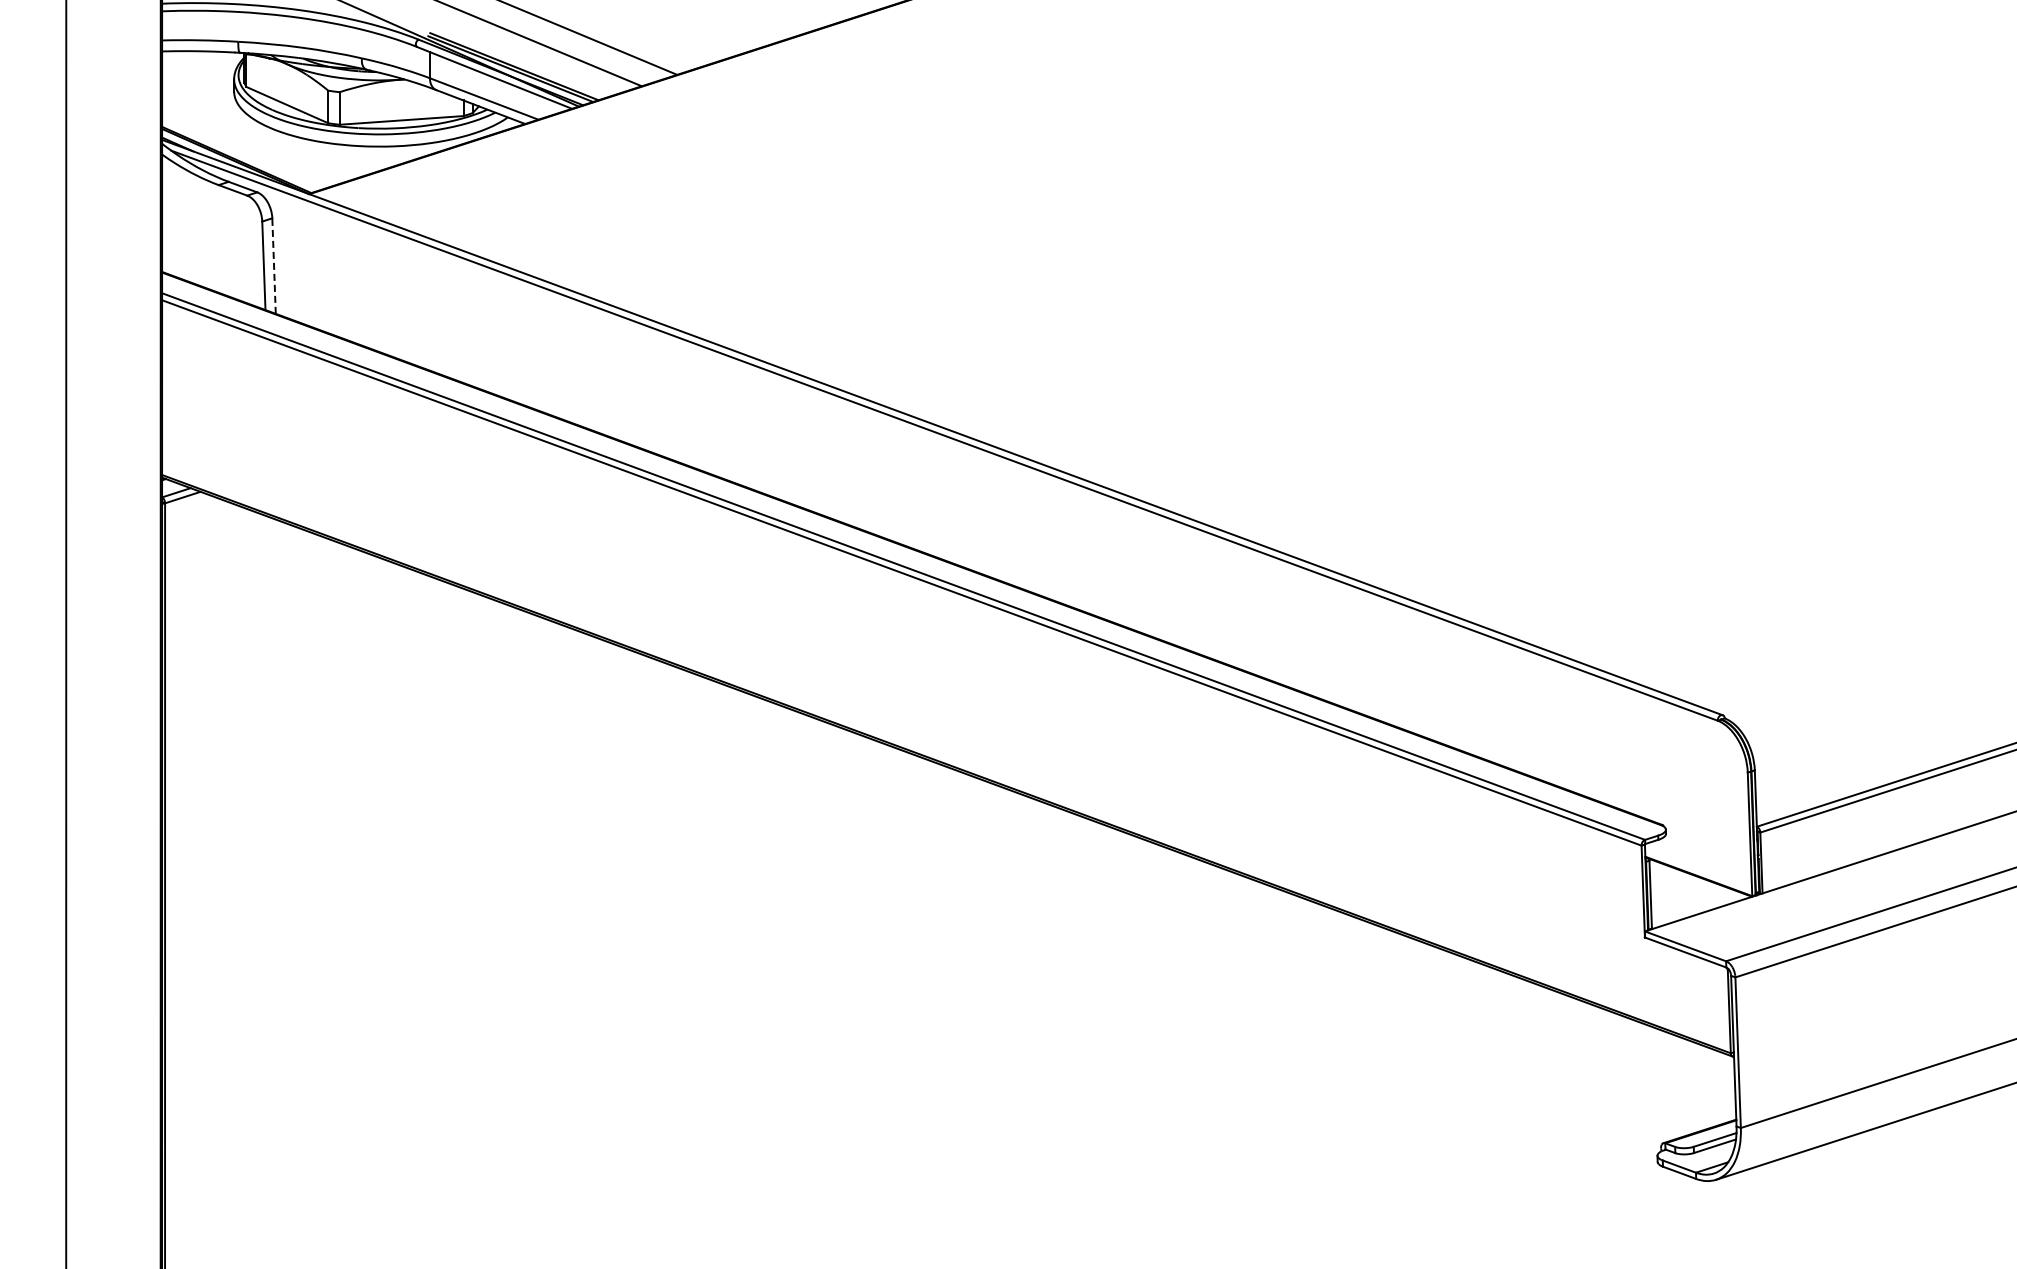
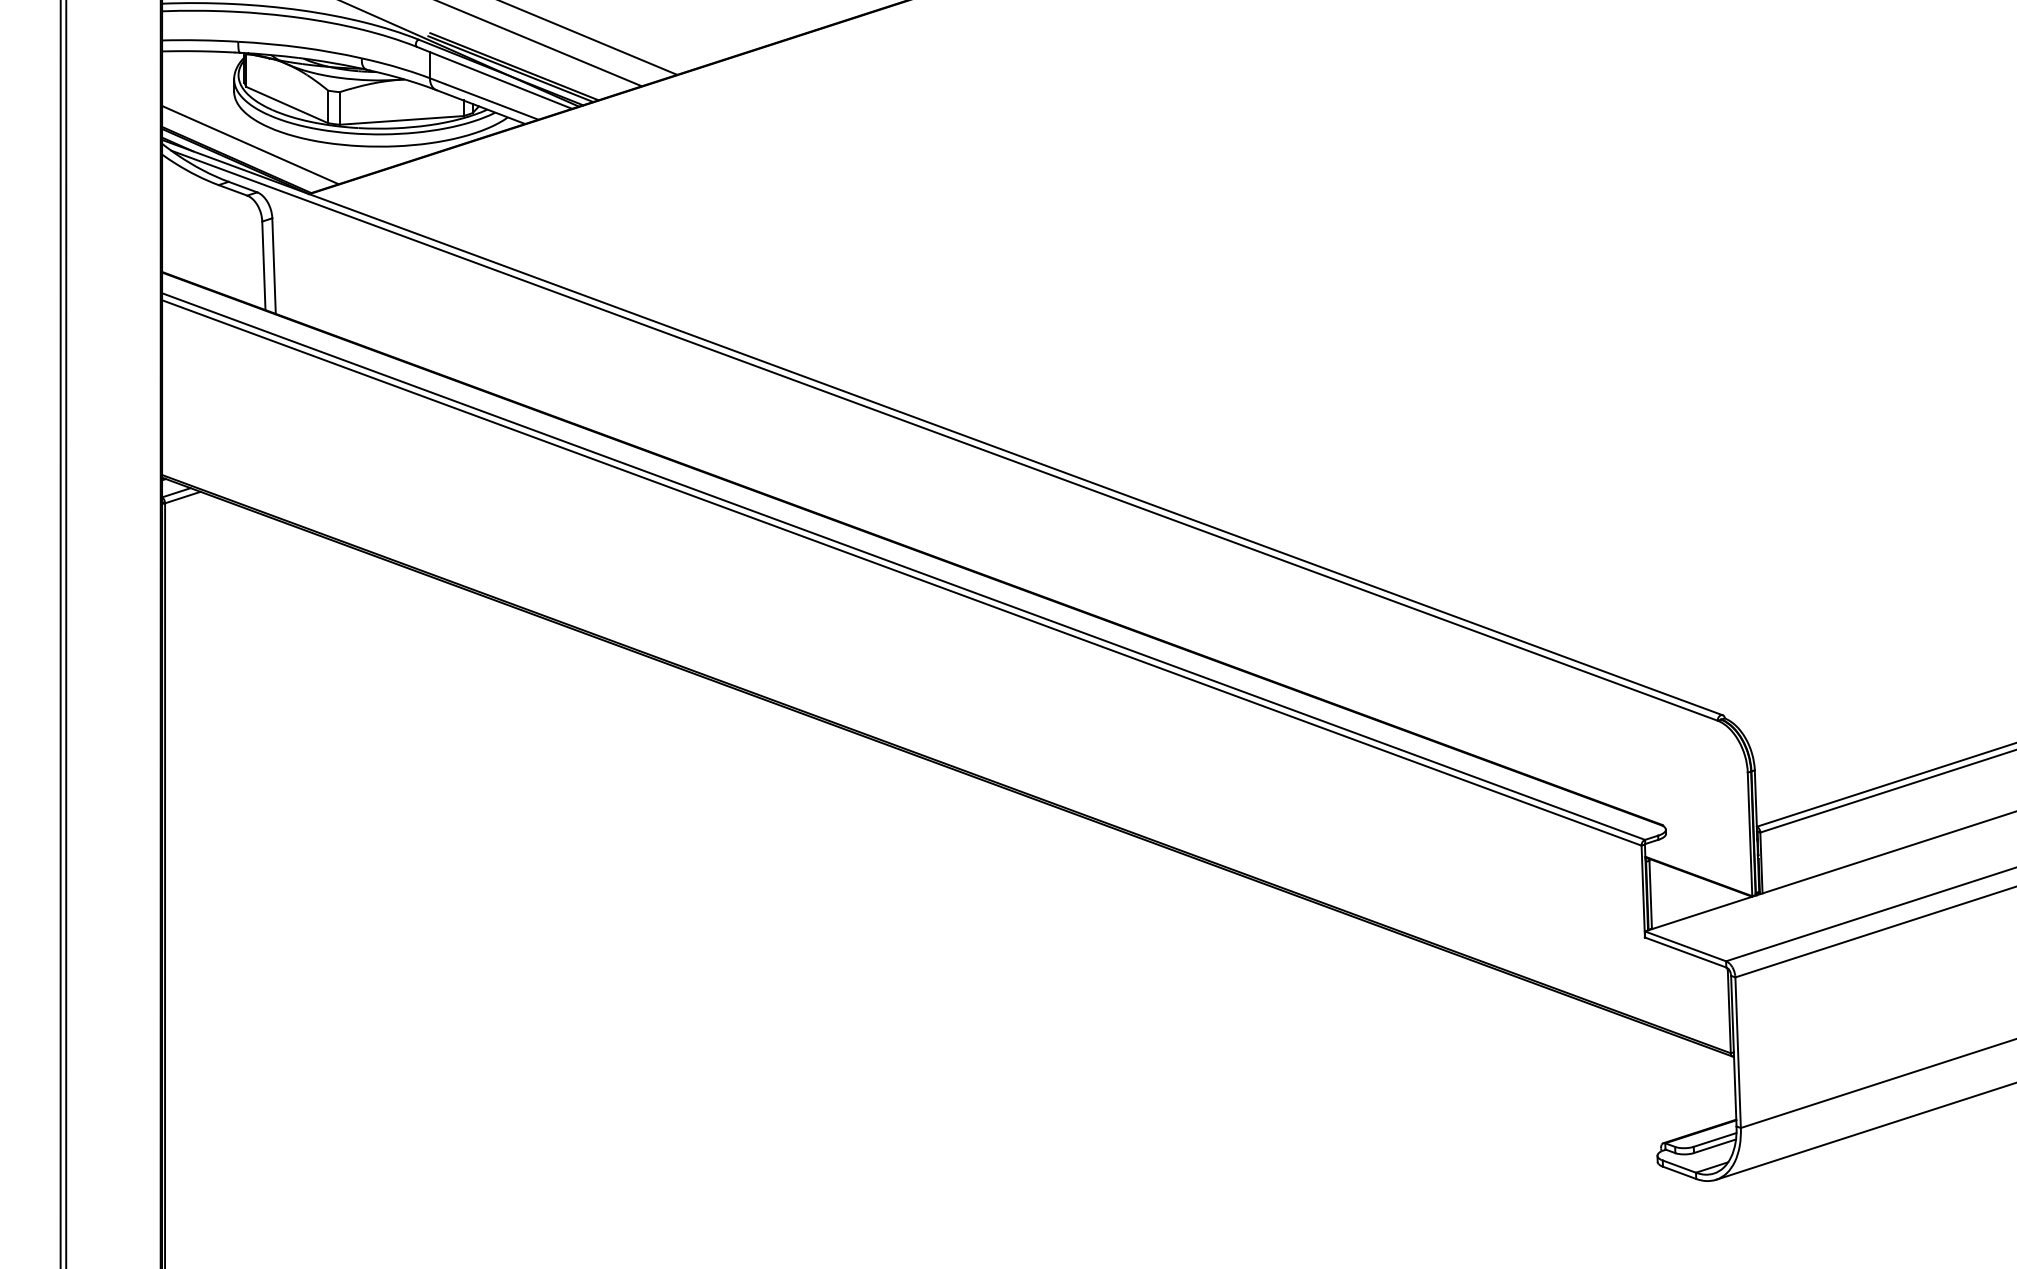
line: none -> present (250, 145)
line: dashed -> solid (274, 266)
line: none -> present (60, 633)
